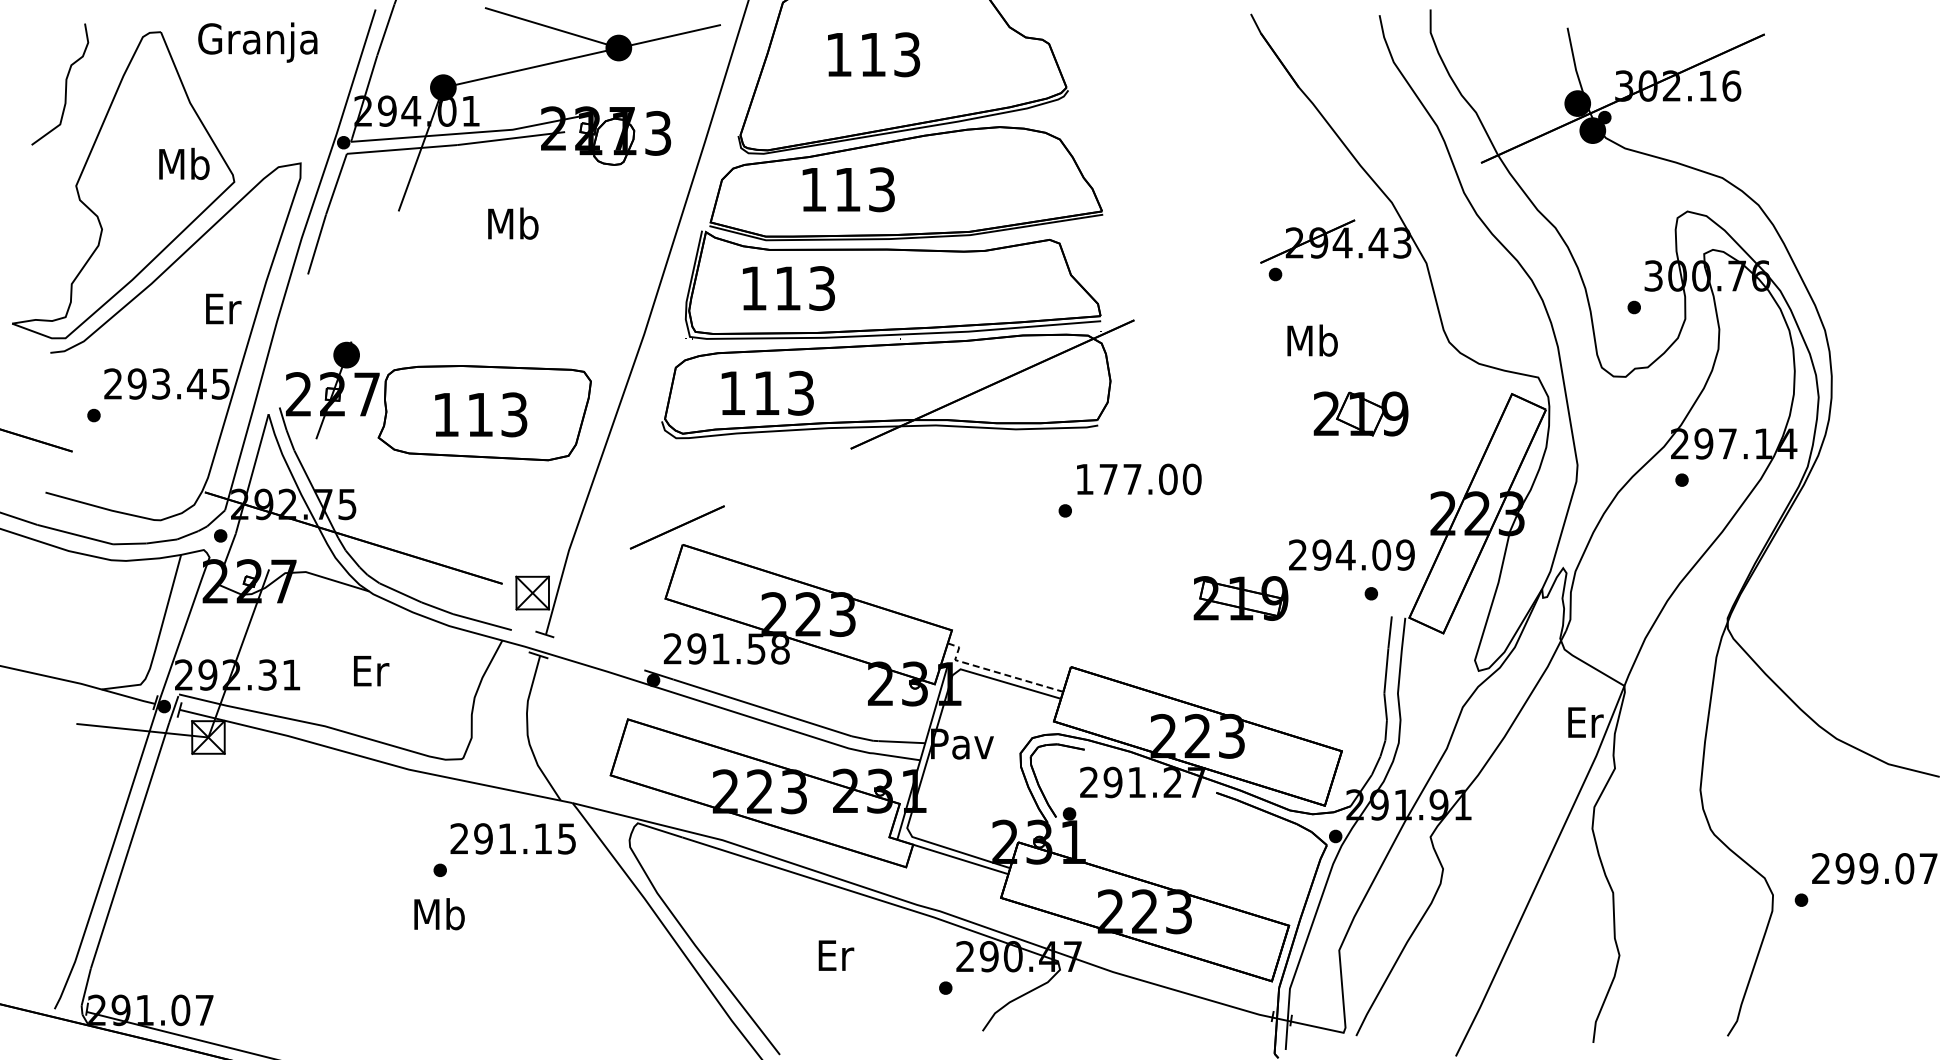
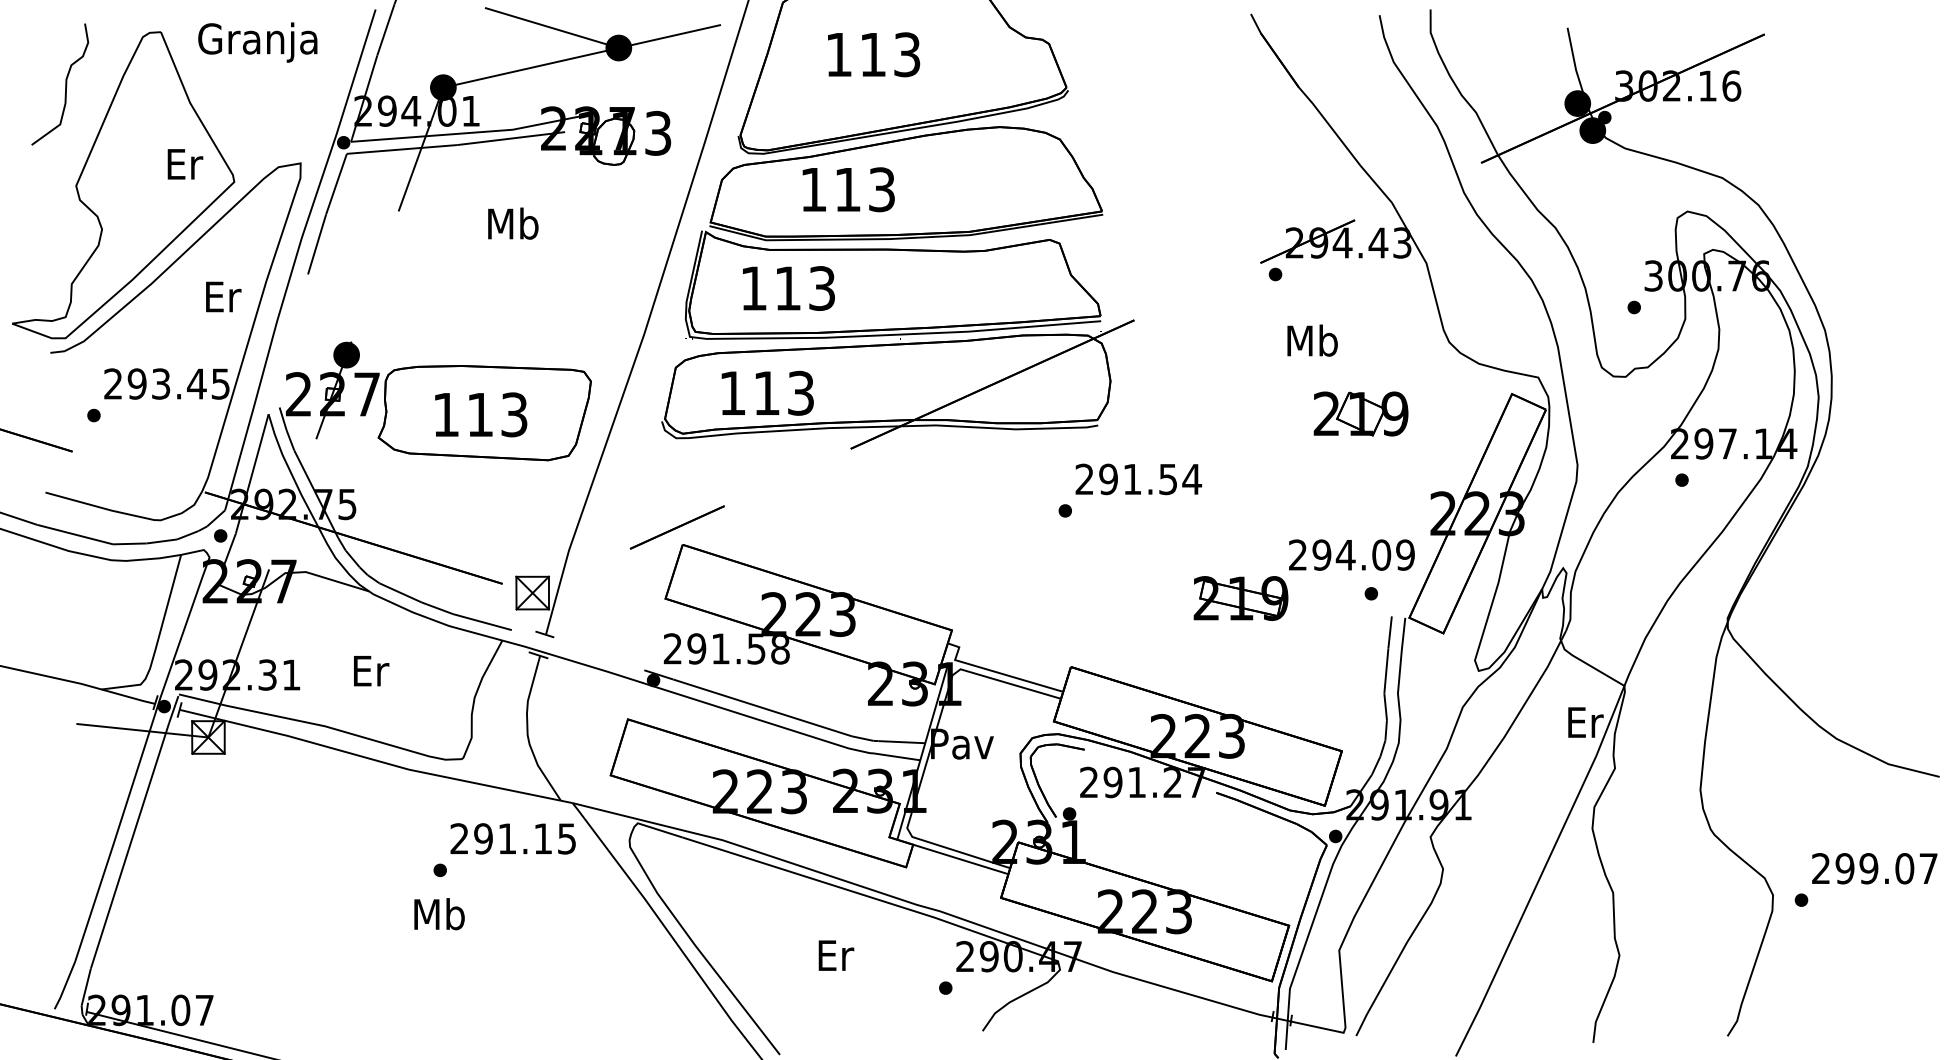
text: Mb -> Er (184, 163)
text position: (223, 308) -> (223, 296) (223, 296)
text: 177.00 -> 291.54 (1138, 479)
line: dashed -> solid (995, 671)
